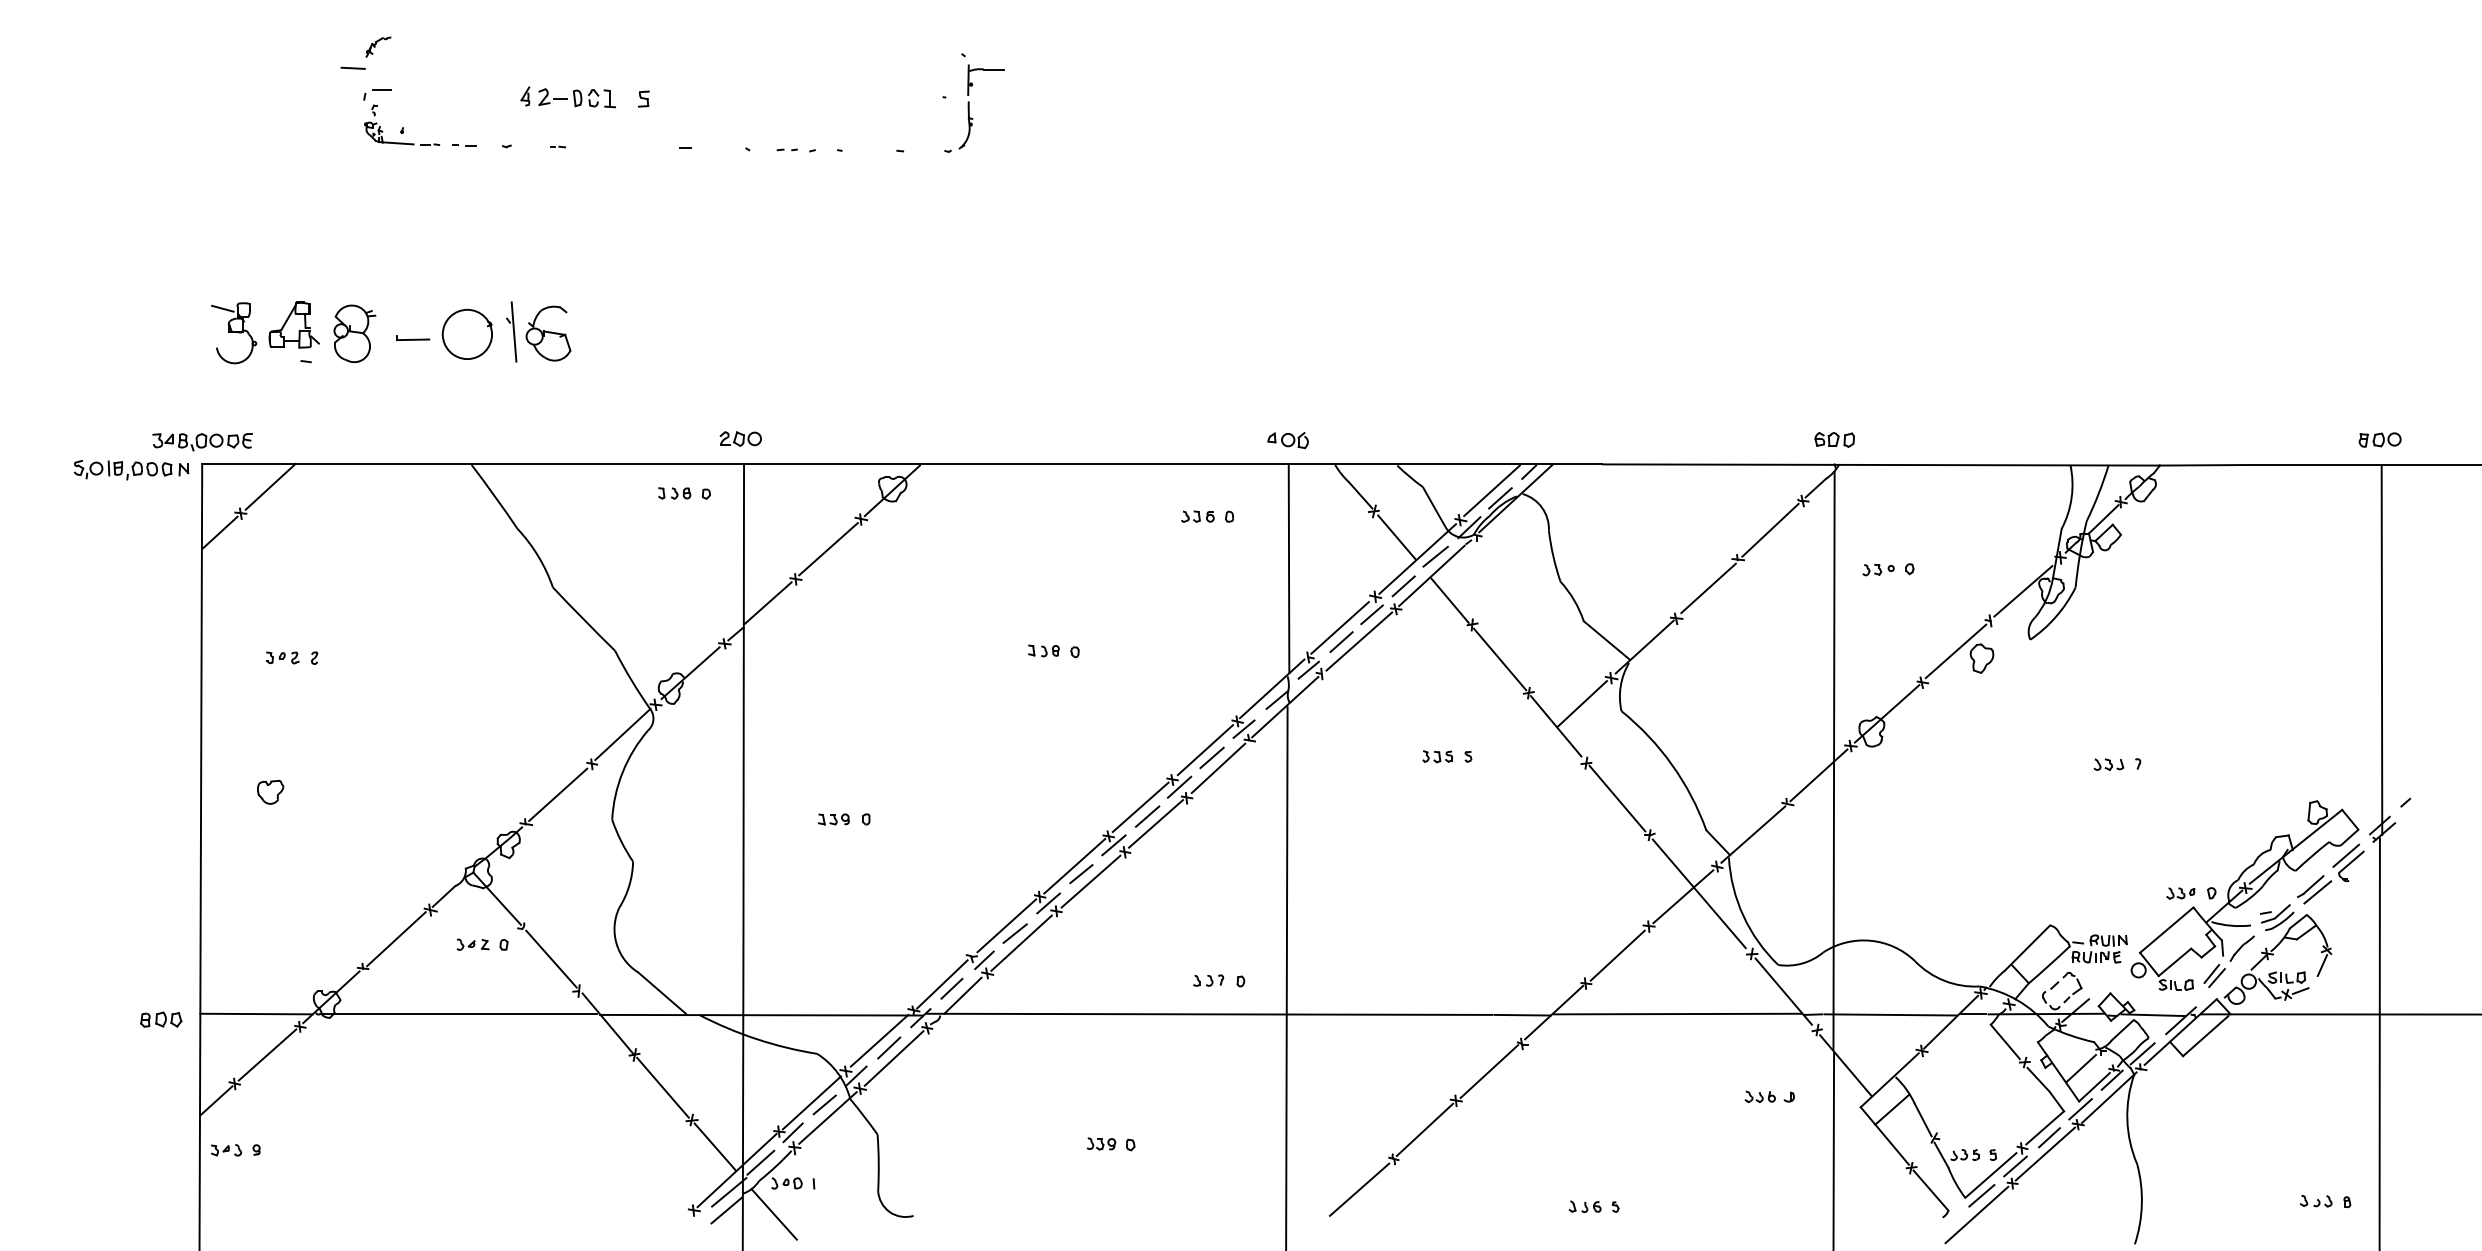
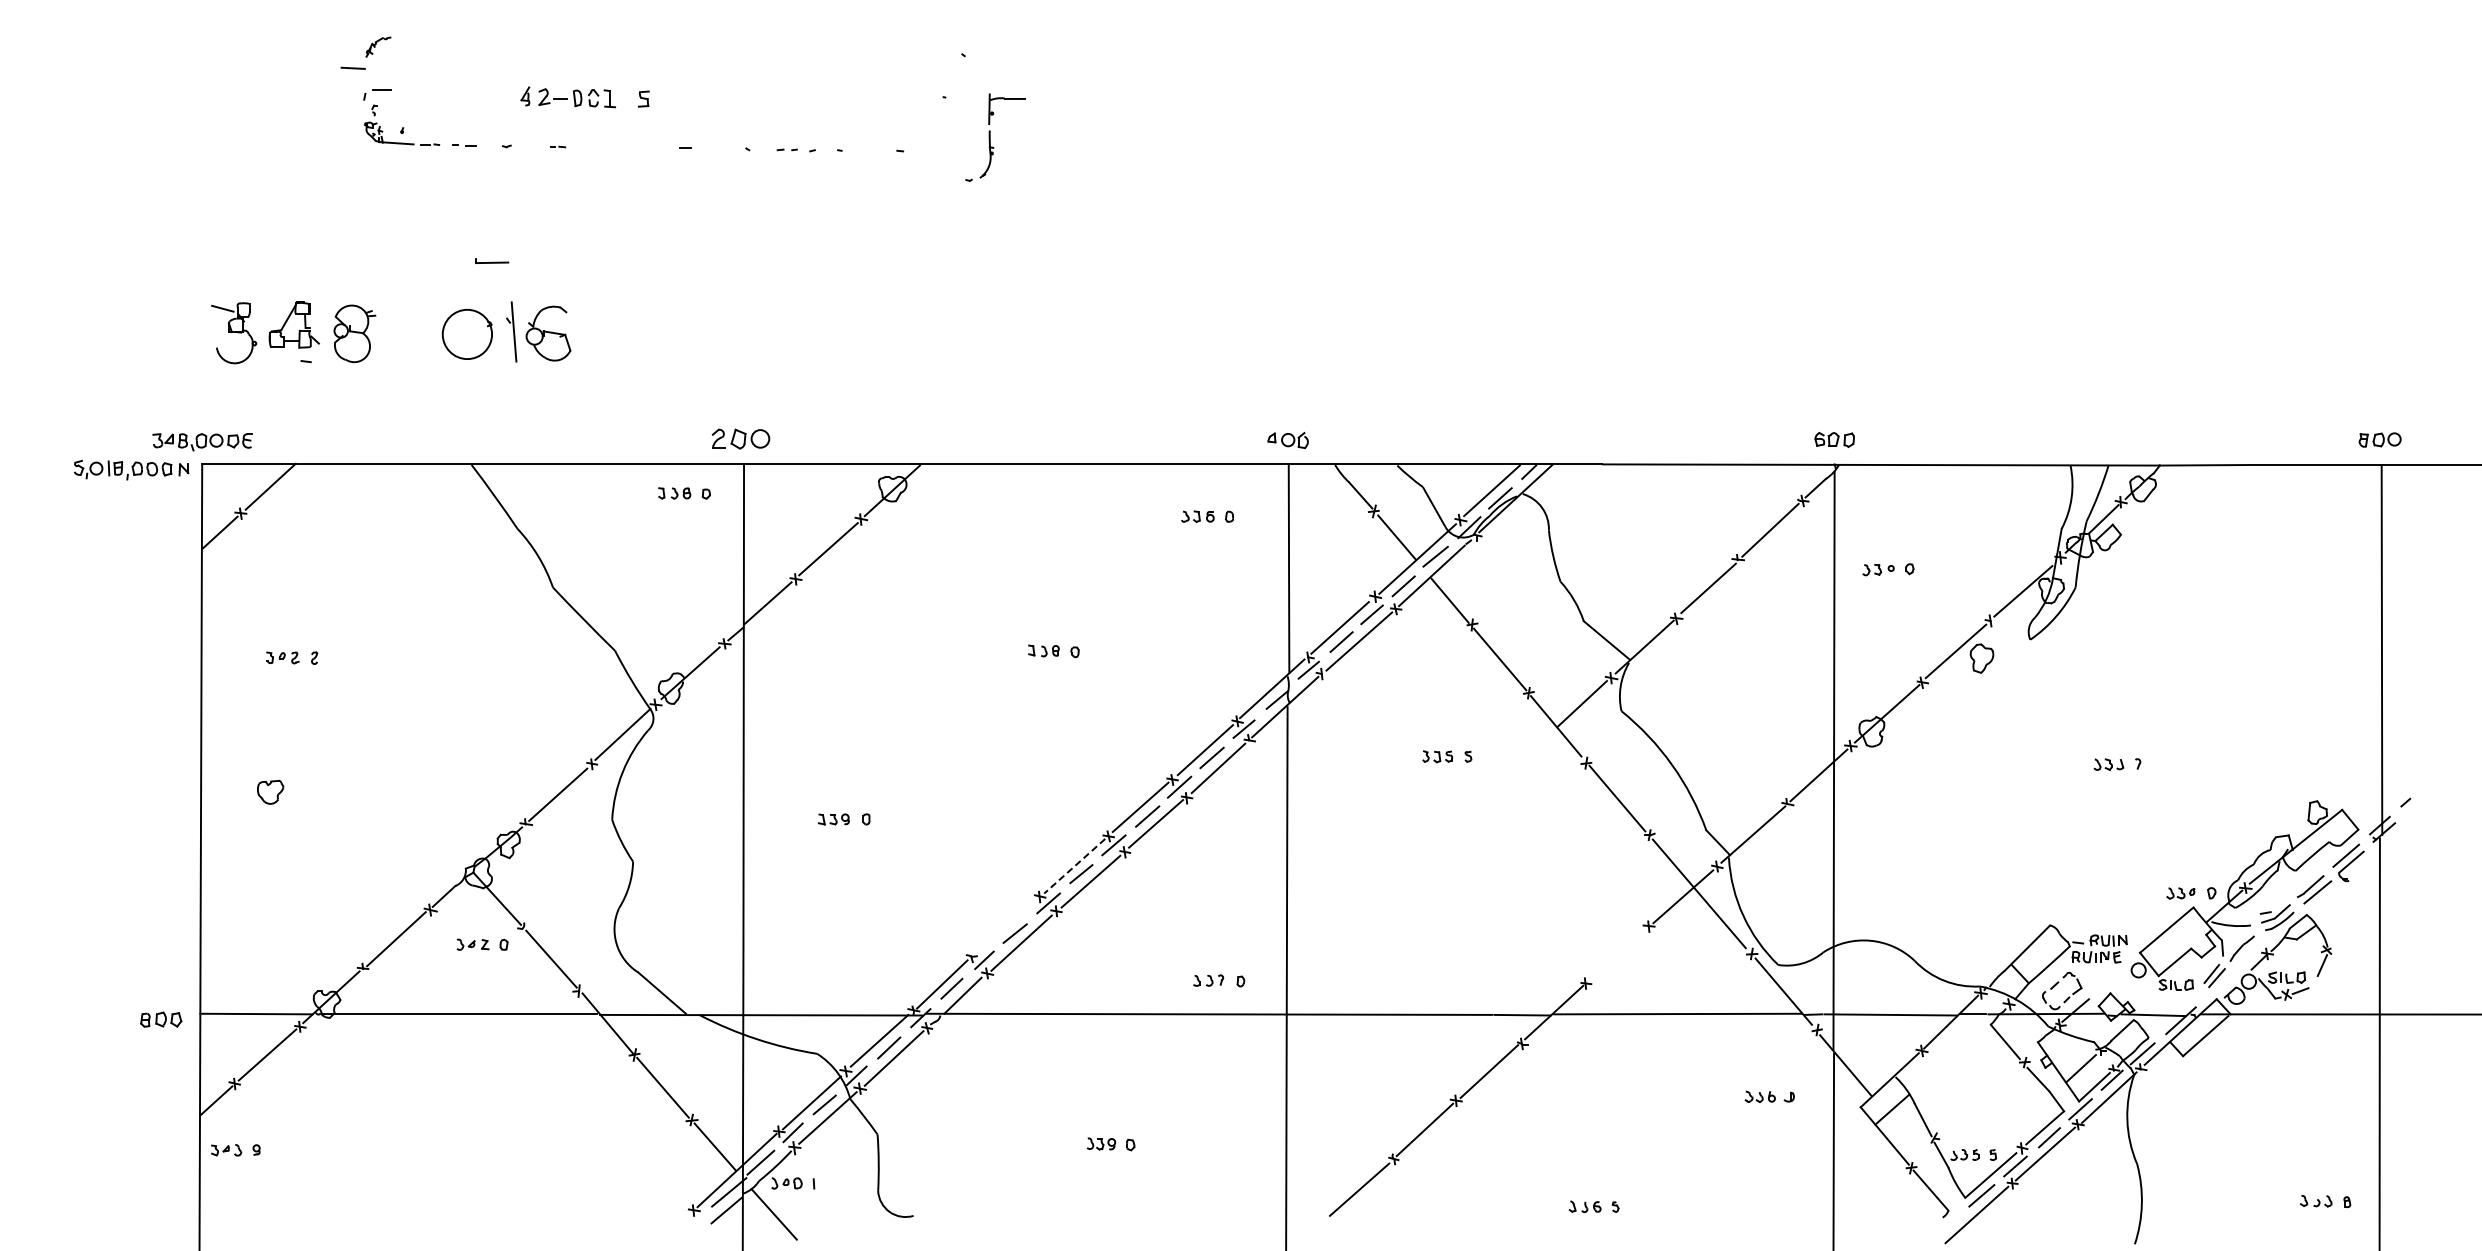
part position: (974, 108) -> (995, 137) (995, 137)
part position: (413, 337) -> (492, 260) (492, 260)
part size: 43x16 px -> 60x22 px (740, 438)
line: solid -> dashed (1074, 866)
line: present -> none (1006, 925)
line: present -> none (1617, 955)
